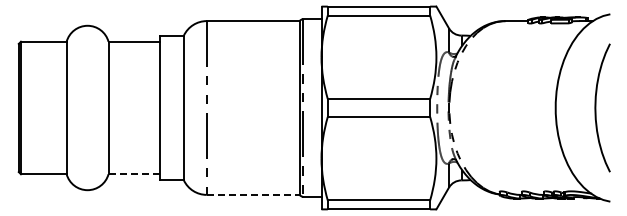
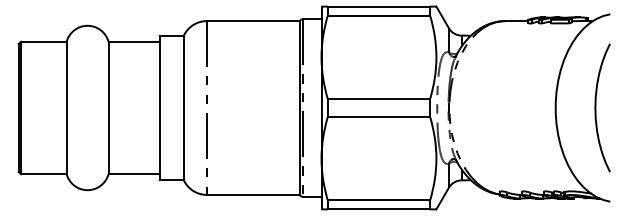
line: dashed -> solid (134, 174)
line: dashed -> solid (253, 194)
